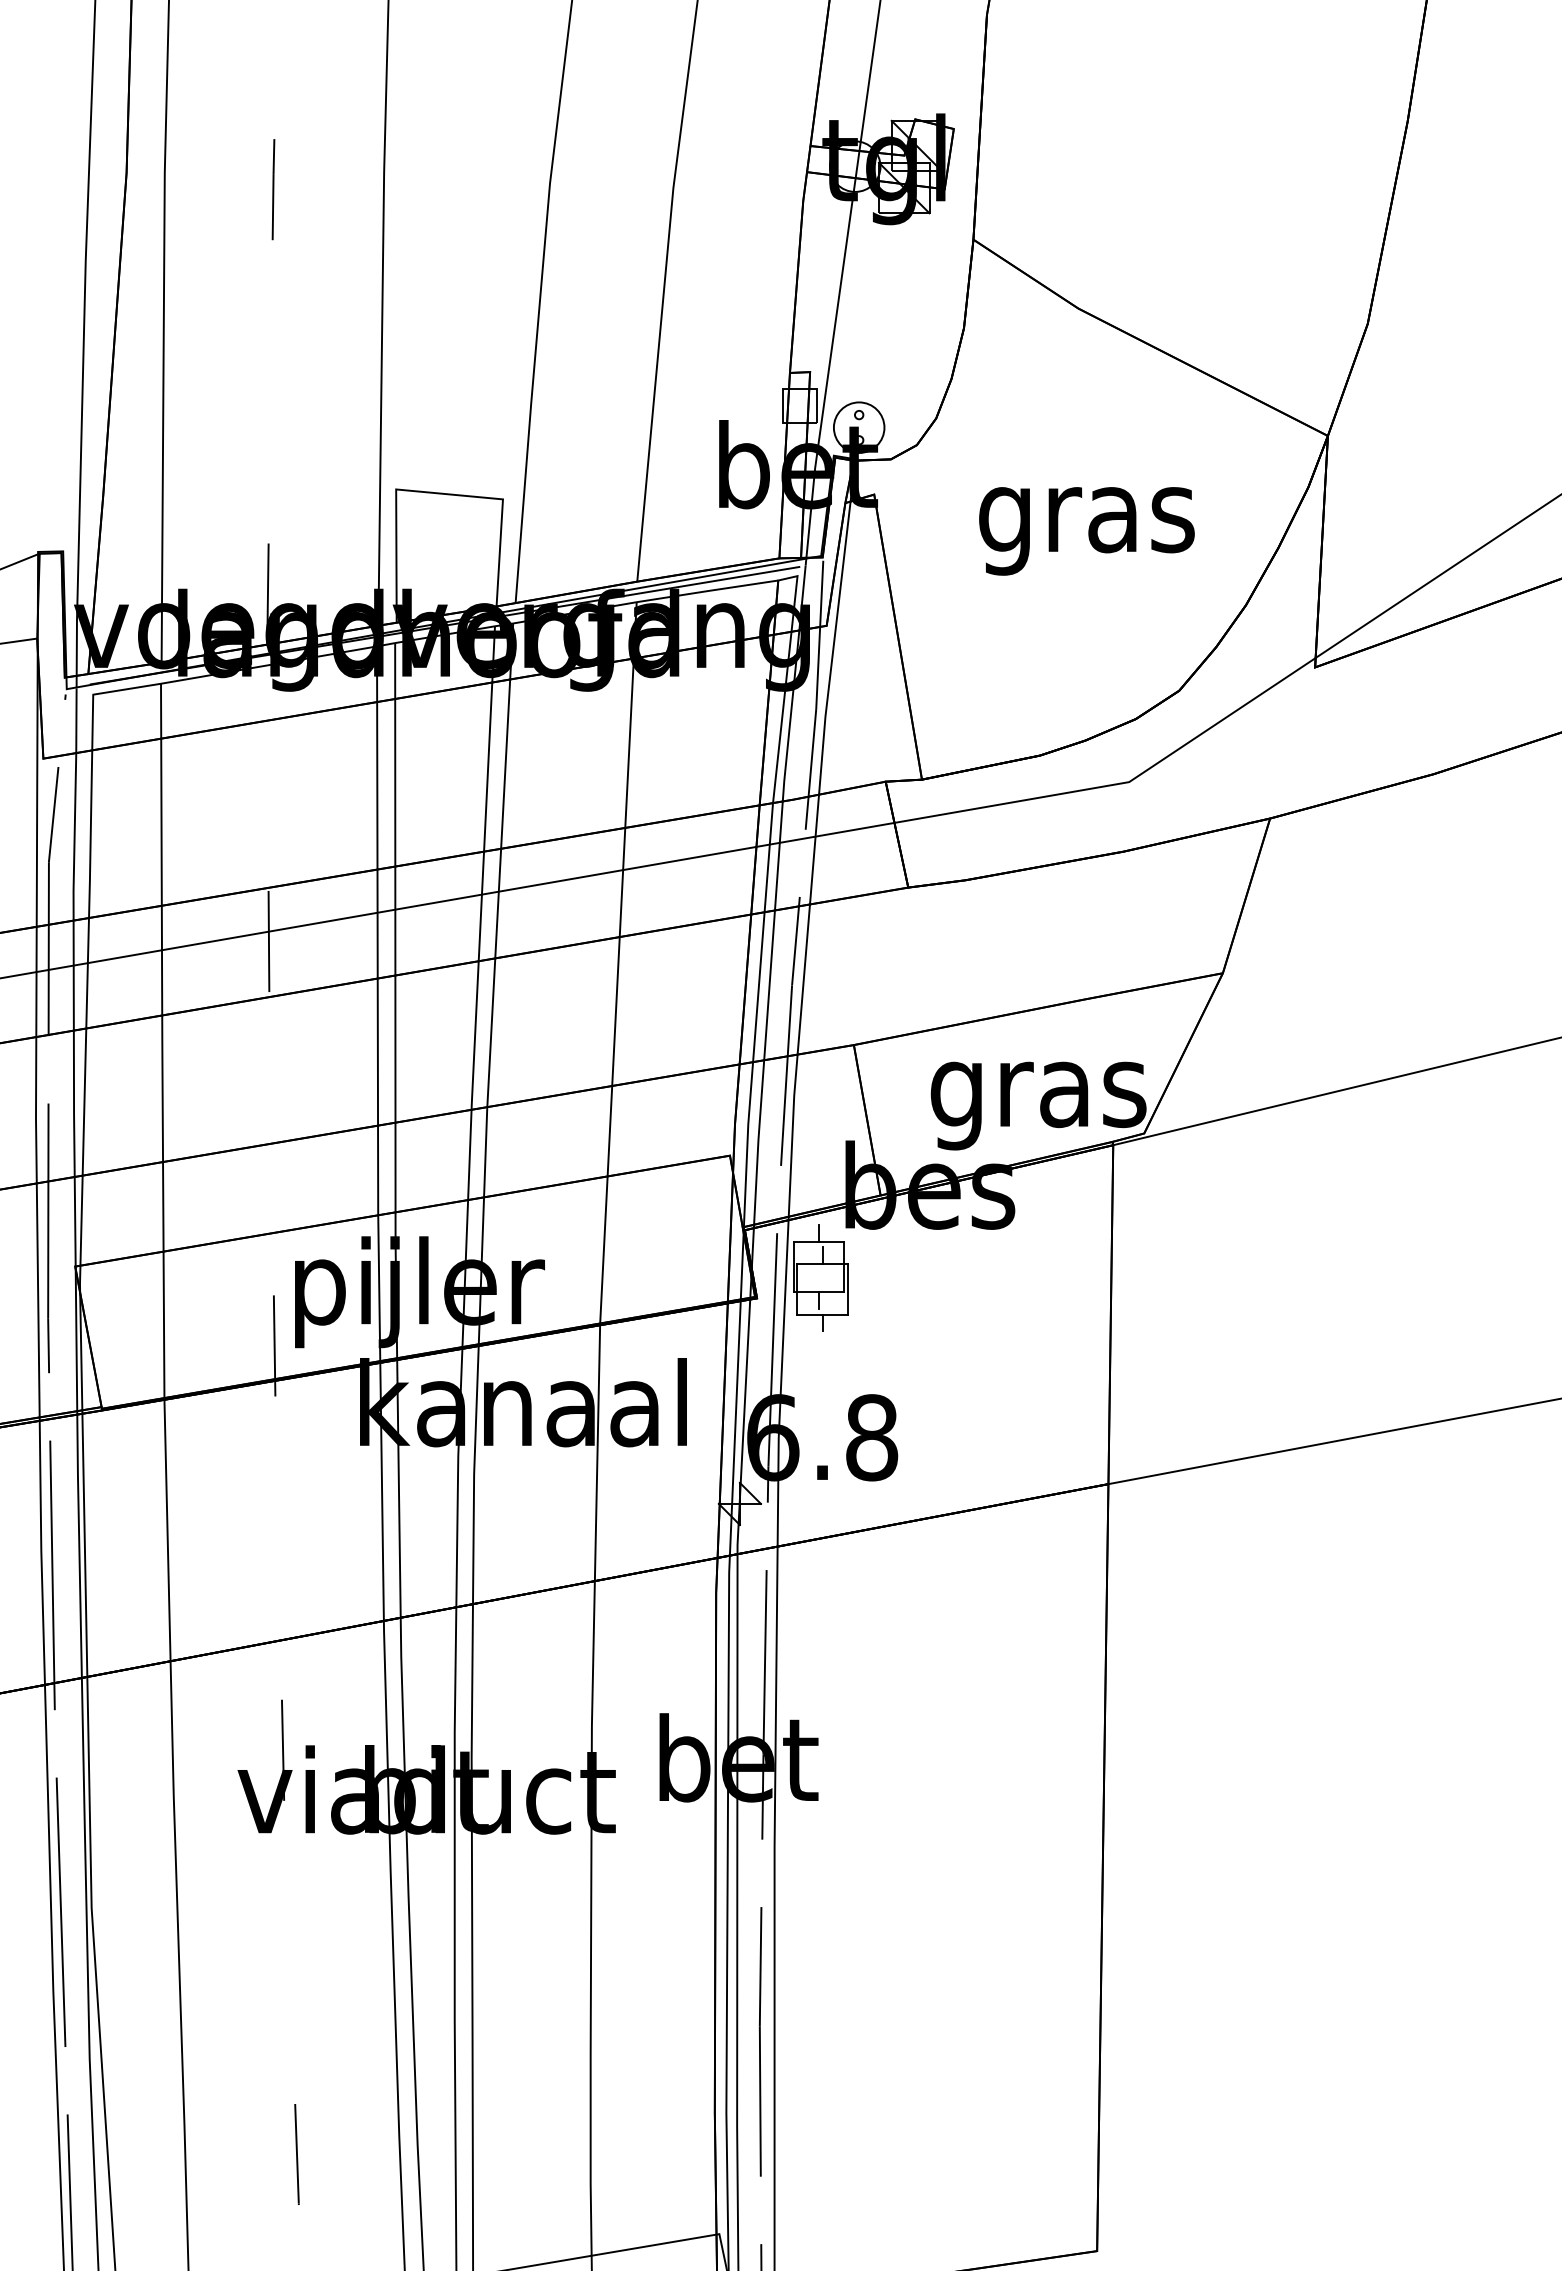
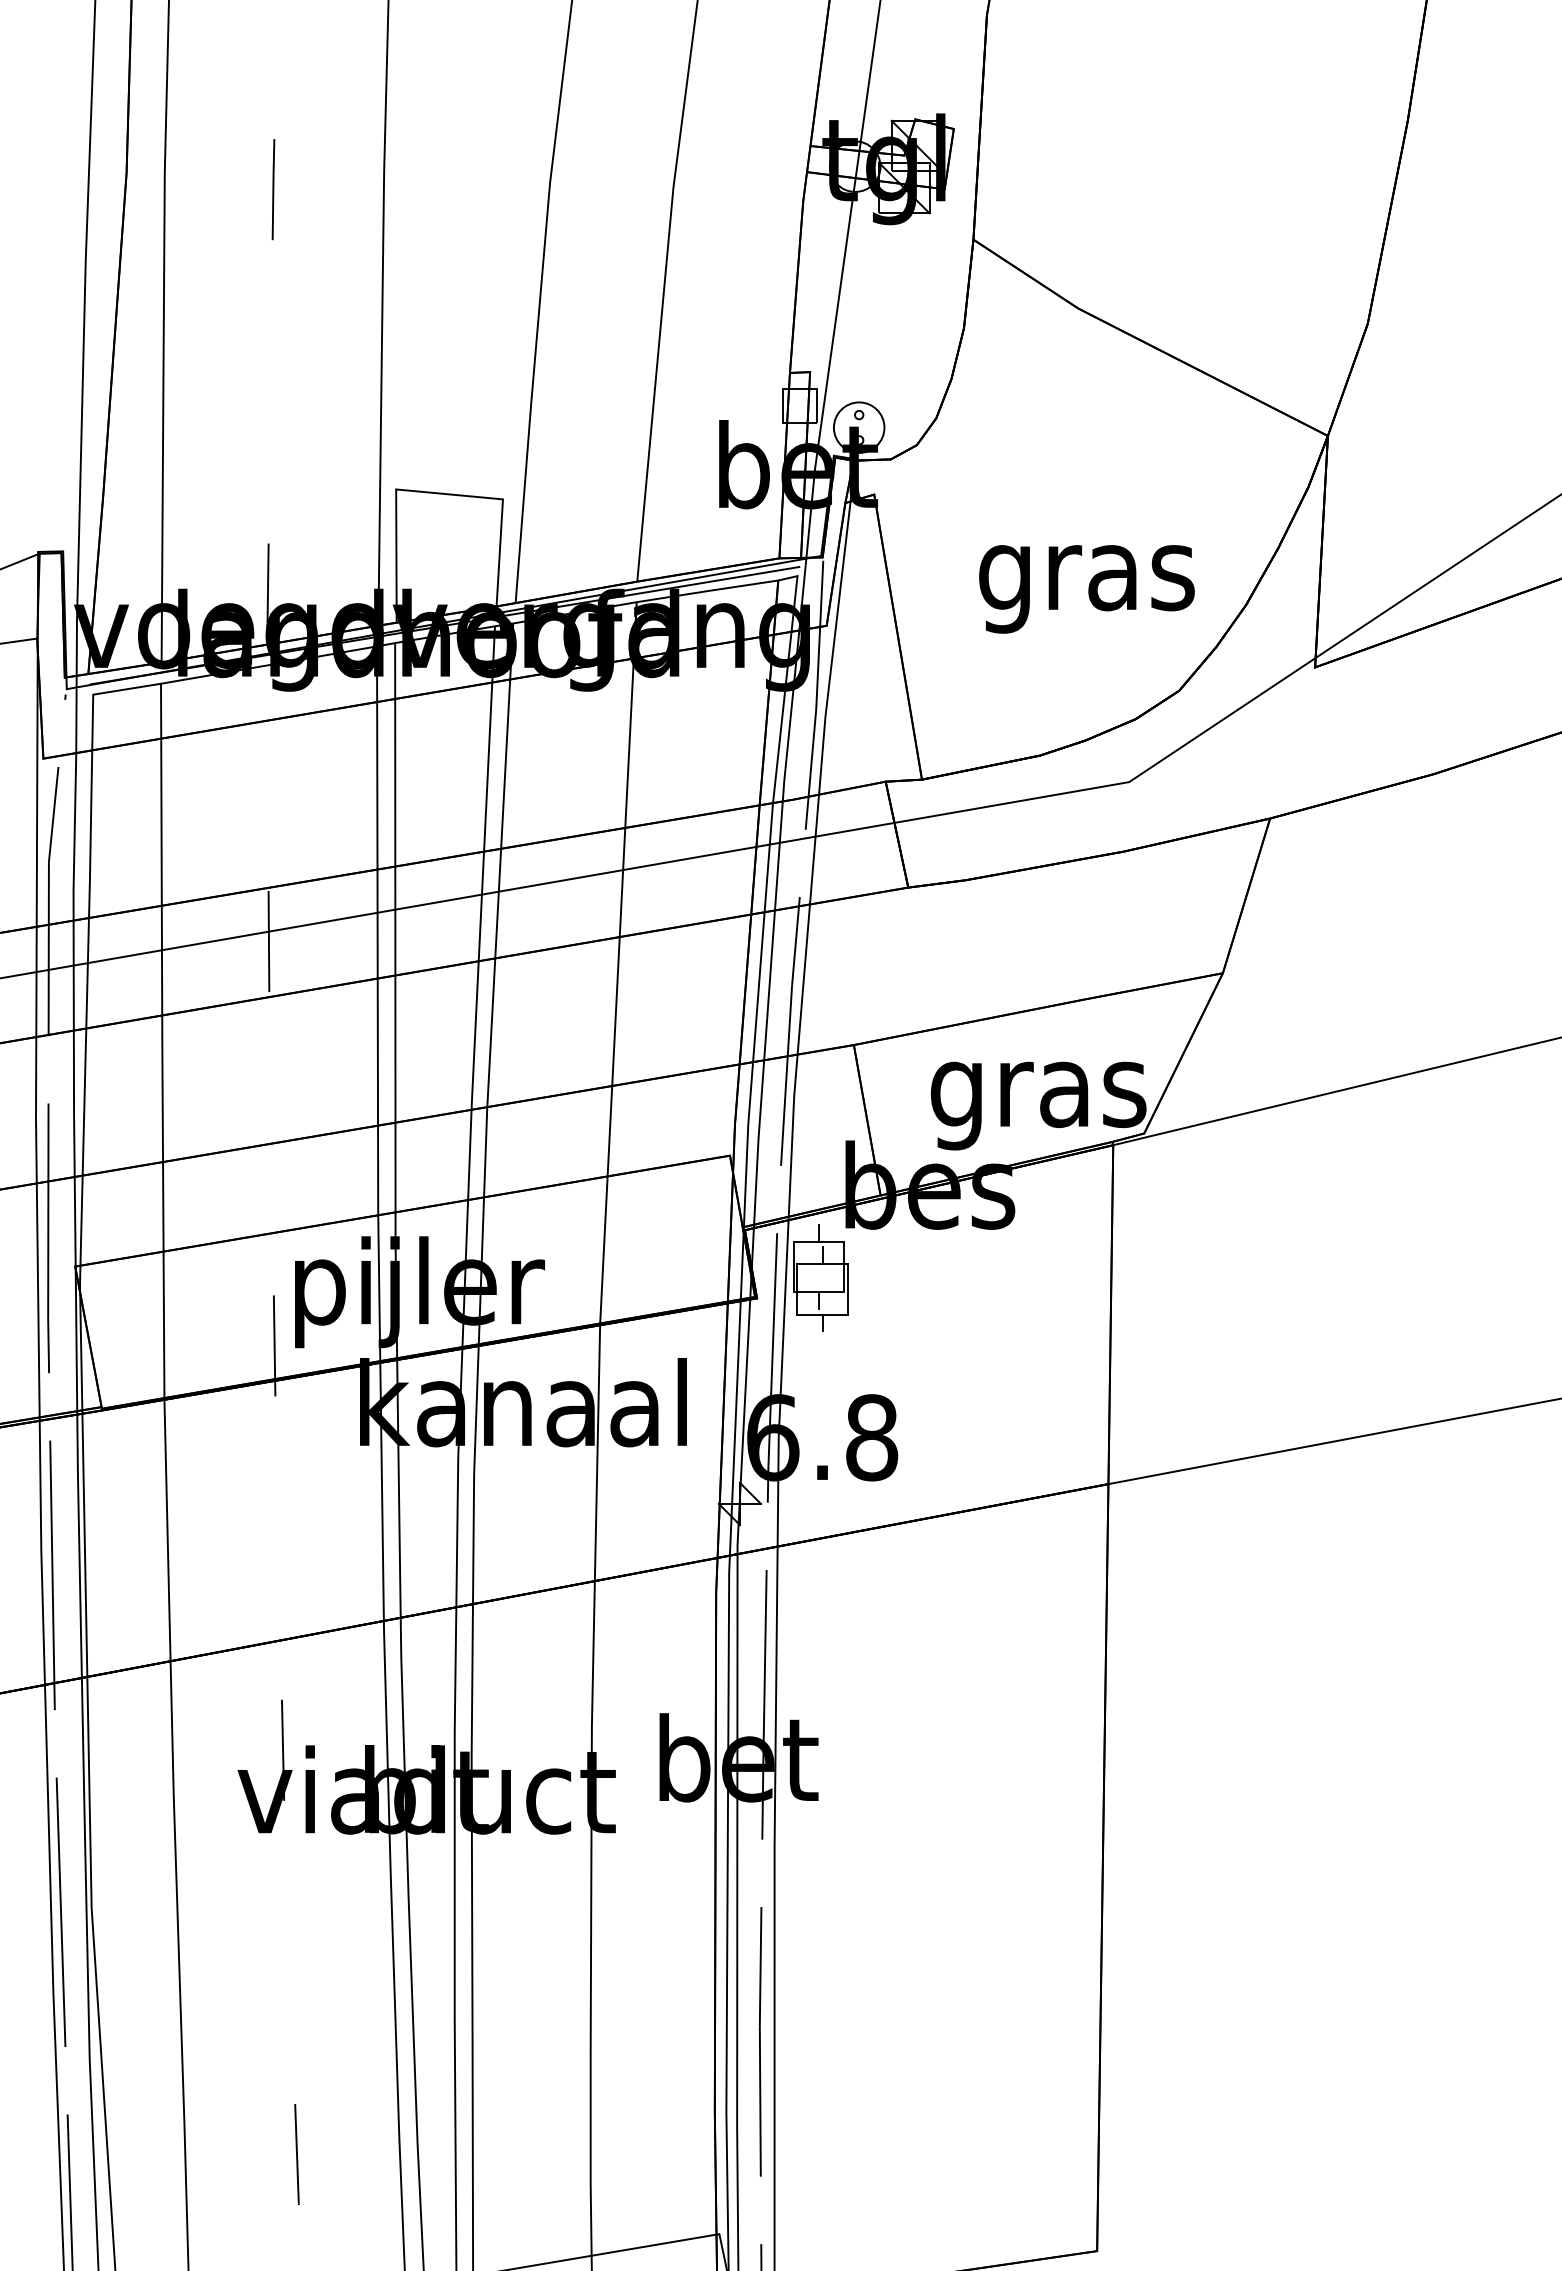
text position: (1086, 531) -> (1086, 589) (1086, 589)
